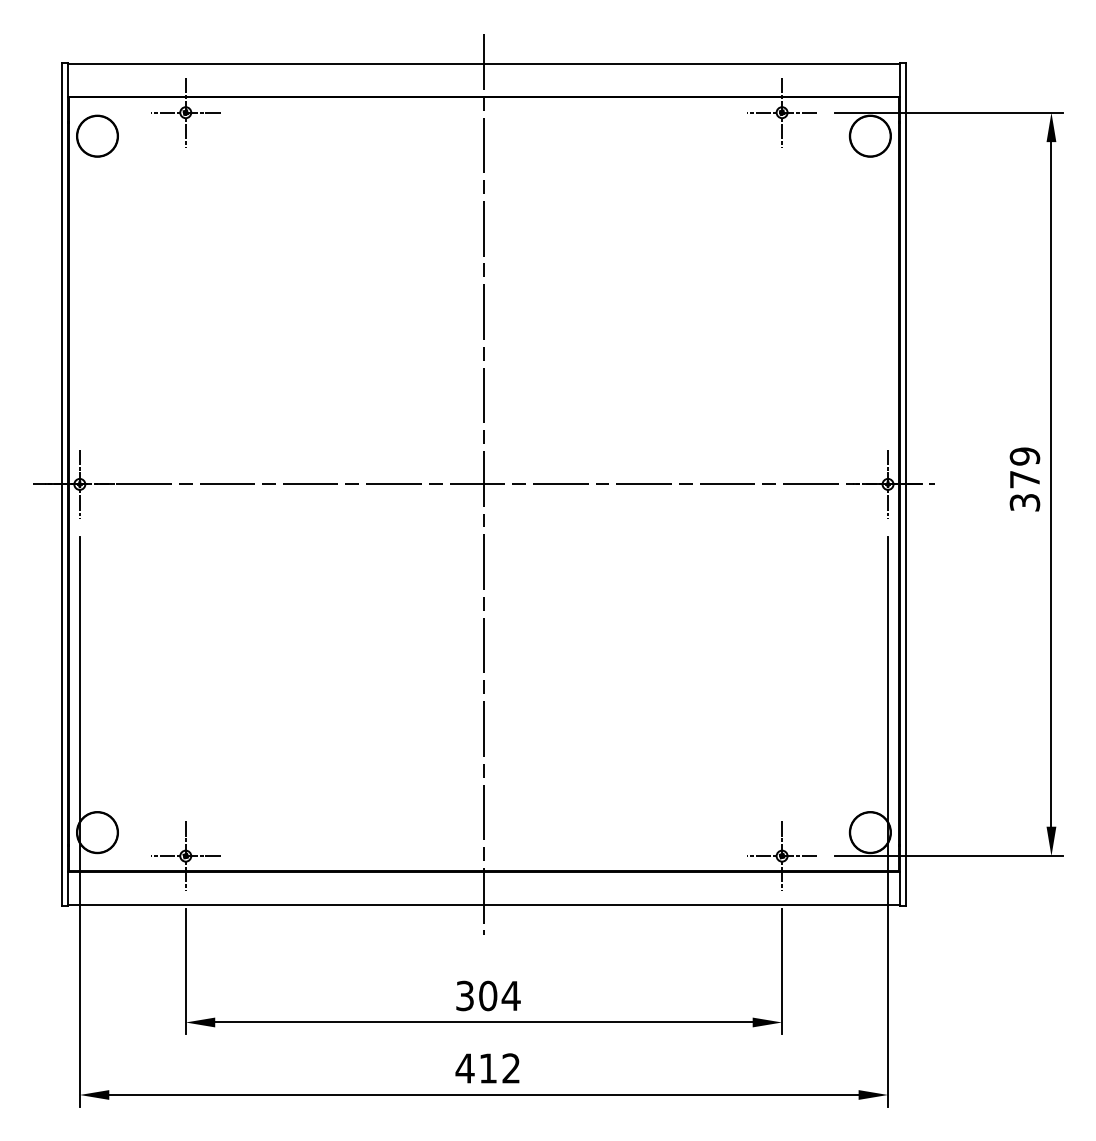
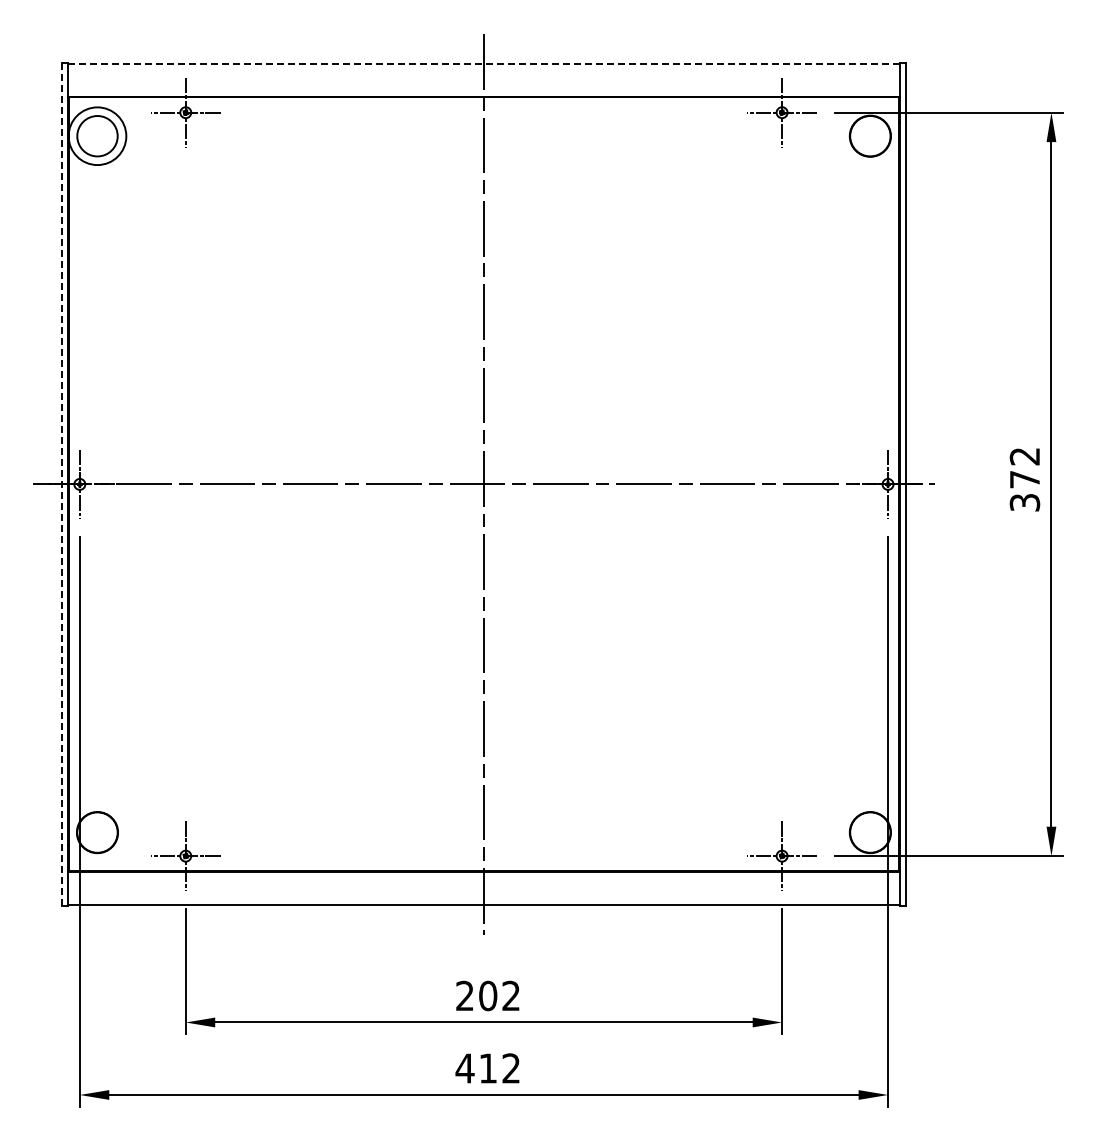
line: solid -> dashed (483, 63)
circle diameter: 41 px -> 58 px (97, 136)
text: 379 -> 372 (1024, 456)
line: solid -> dashed (62, 484)
text: 304 -> 202 (488, 995)
